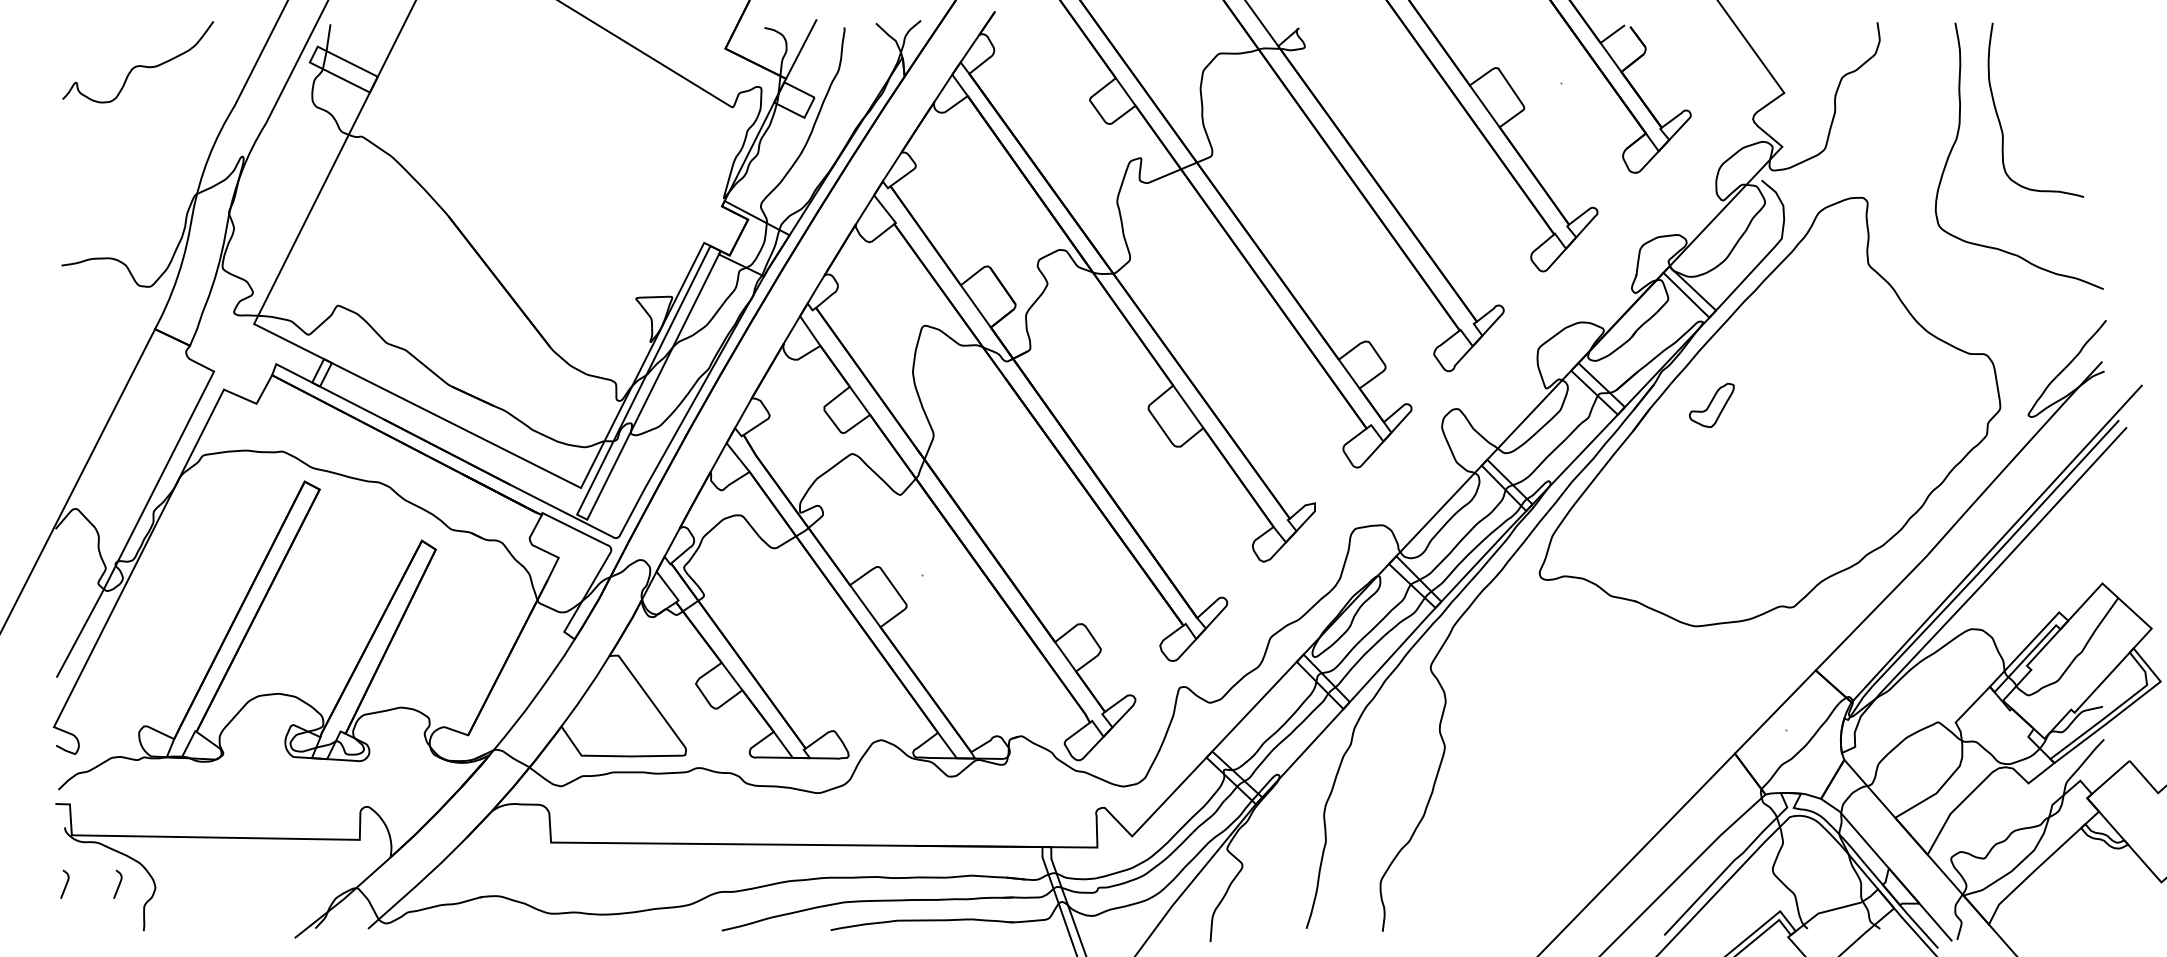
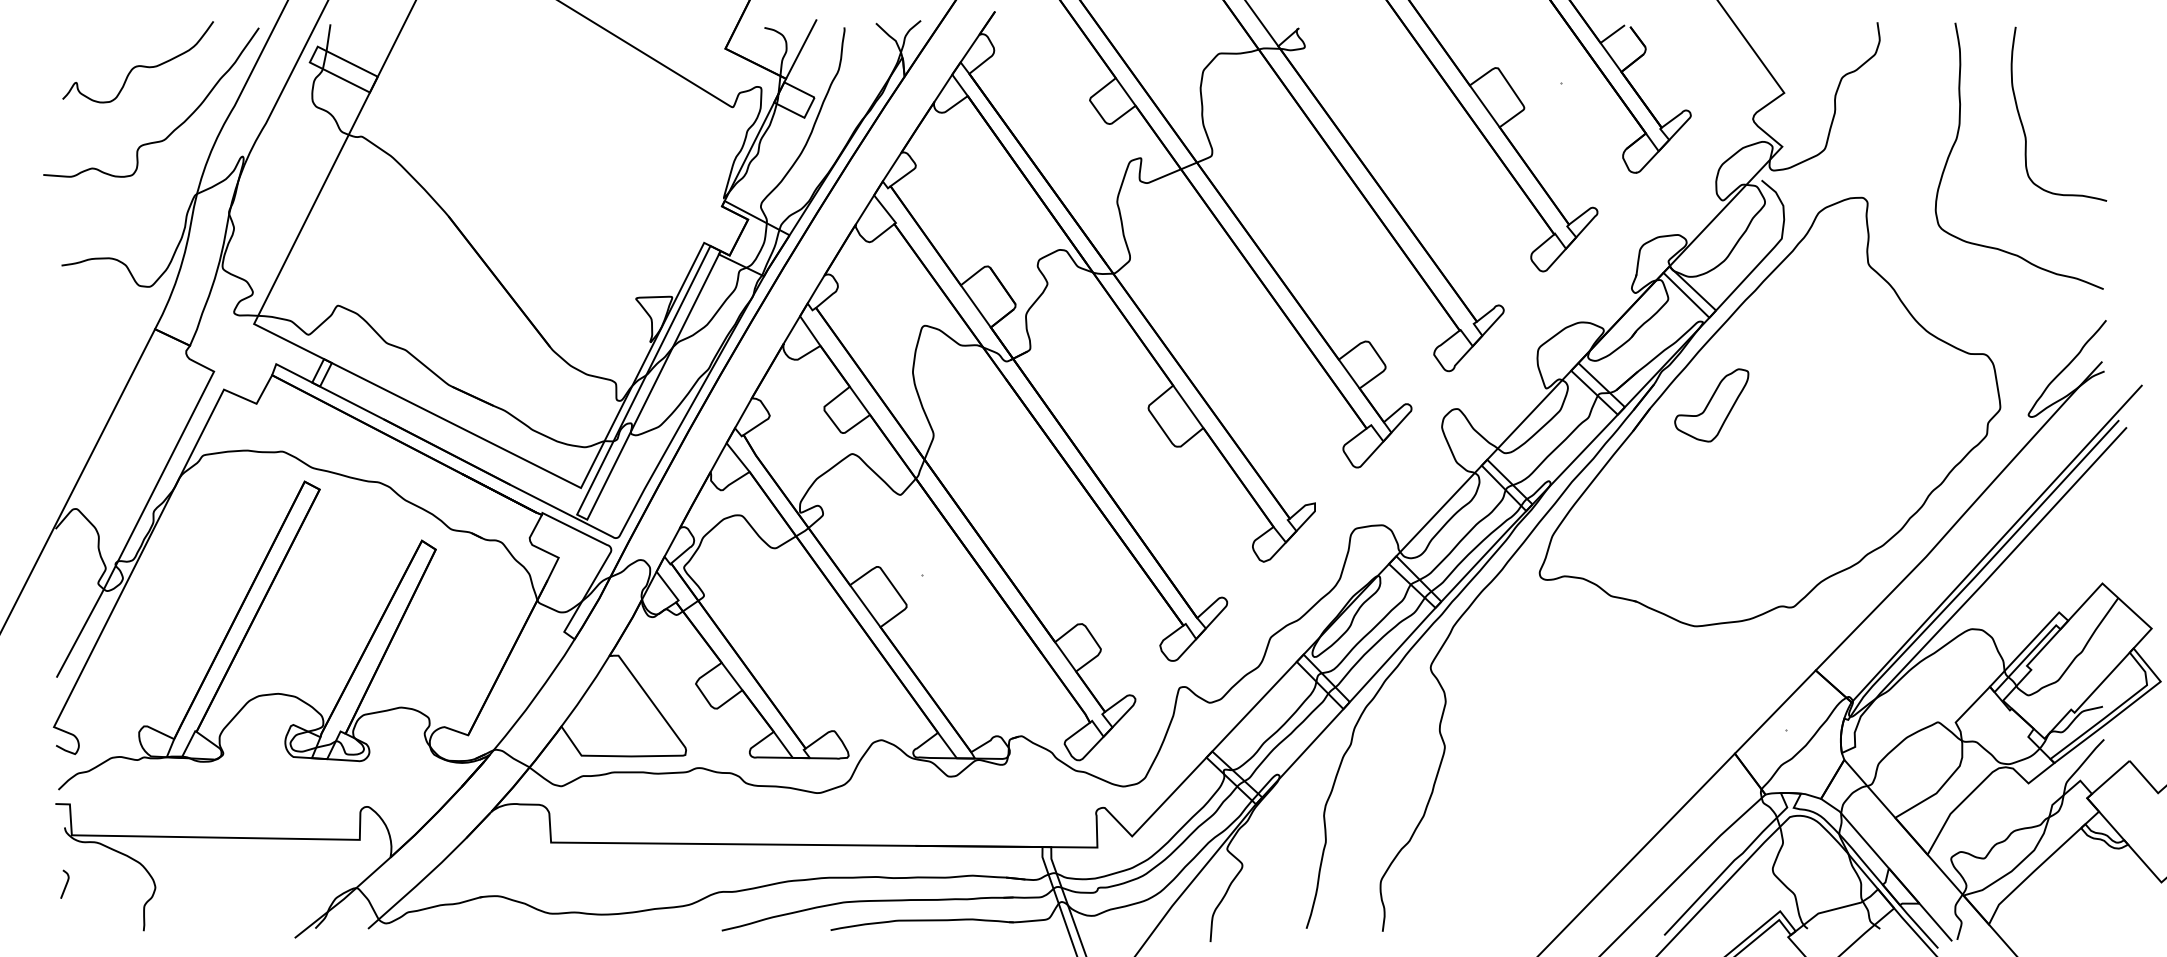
curve position: (2000, 121) -> (2023, 125) (2023, 125)
curve: none -> present (173, 129)
part size: 46x46 px -> 76x75 px (1711, 405)
curve: present -> none (118, 884)
